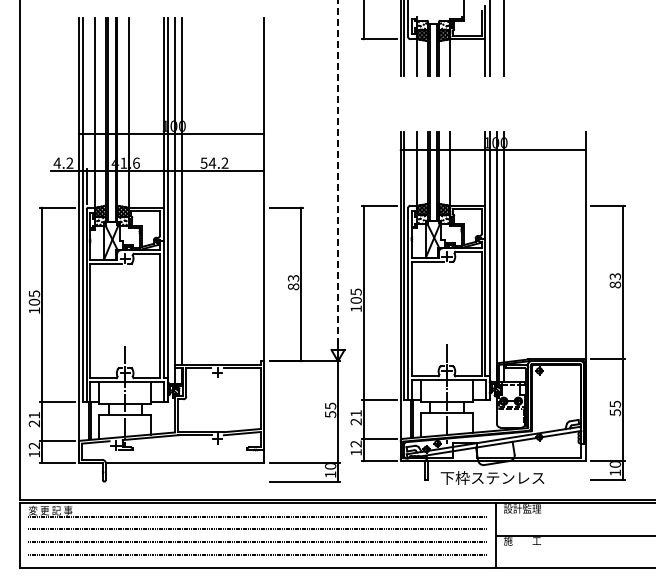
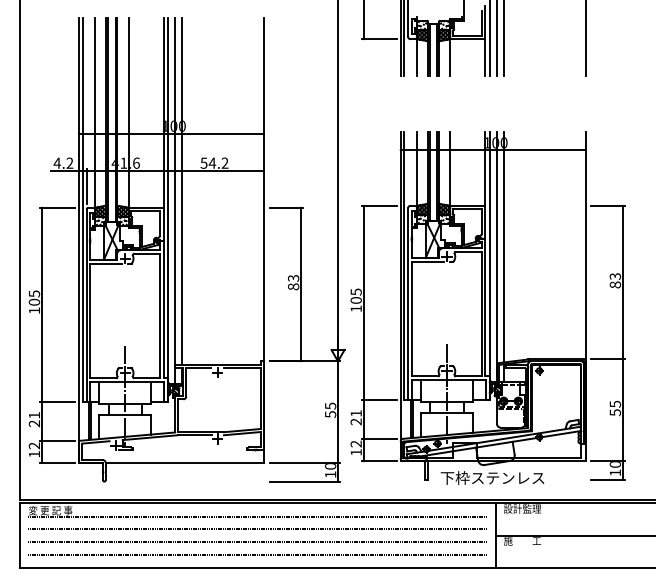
line: none -> present (496, 39)
line: none -> present (585, 39)
line: dashed -> solid (338, 174)
